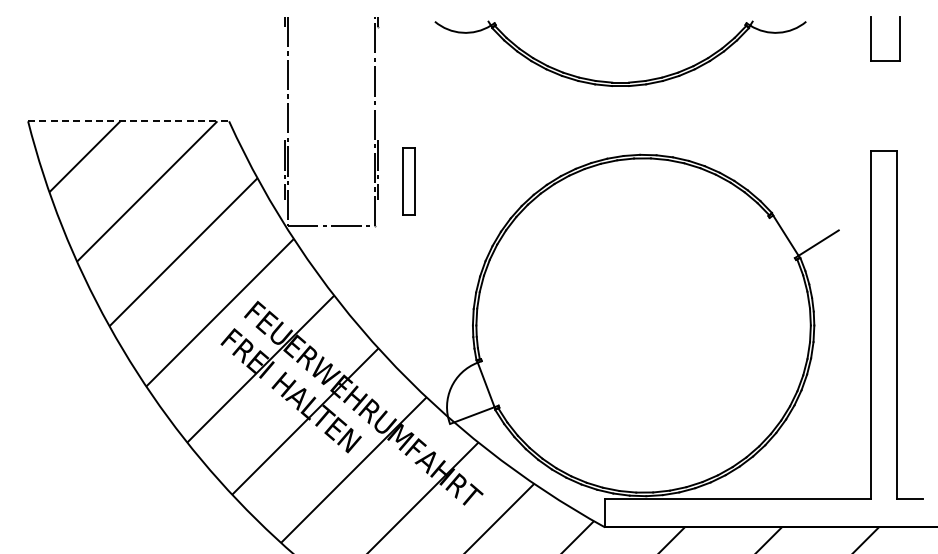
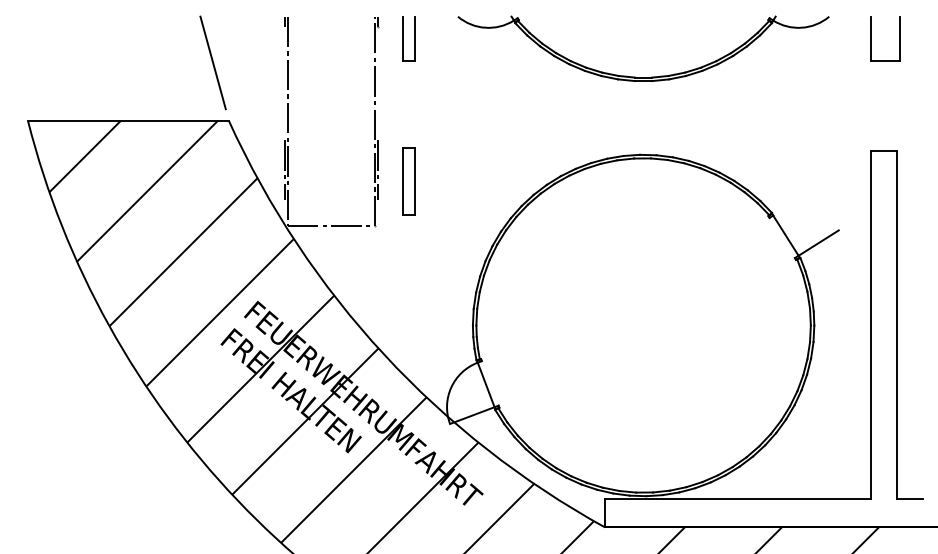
part: none -> present (408, 38)
line: none -> present (212, 62)
part position: (620, 82) -> (643, 77) (643, 77)
line: dashed -> solid (128, 121)
